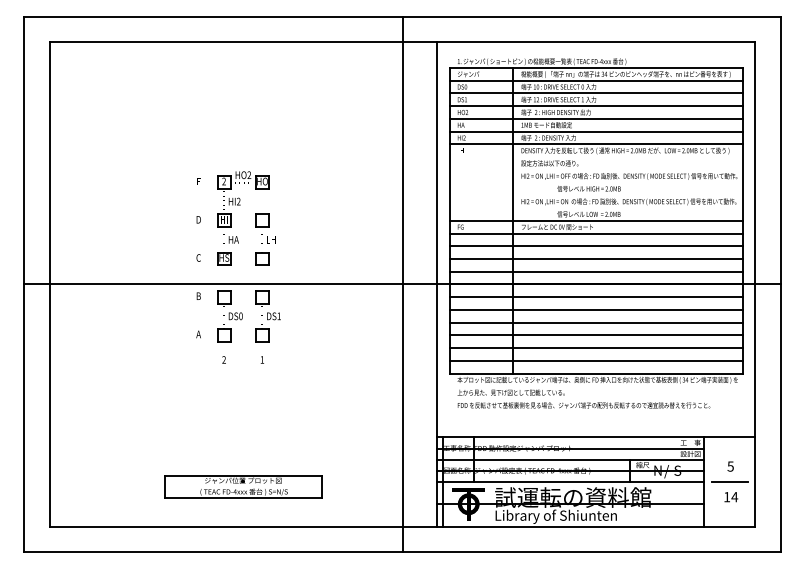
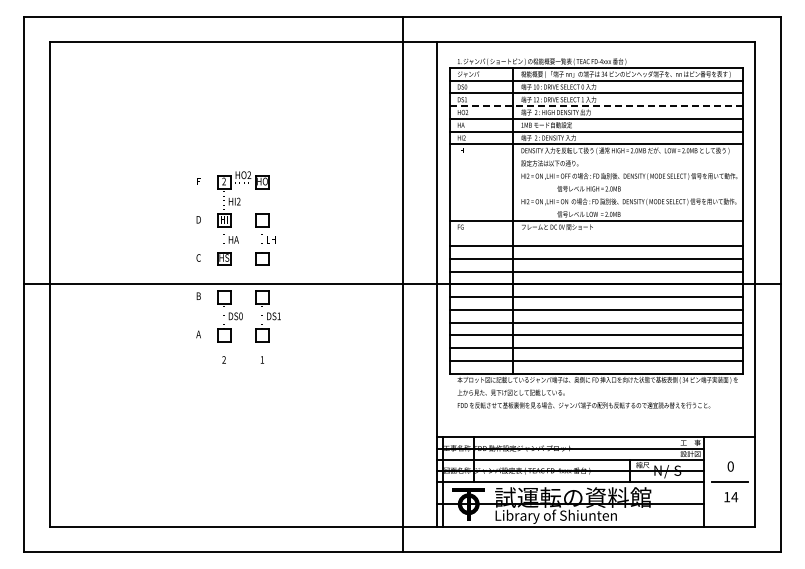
line: solid -> dashed (596, 106)
line: present -> none (595, 233)
text: 5 -> 0 (730, 466)
part: present -> none (243, 486)
